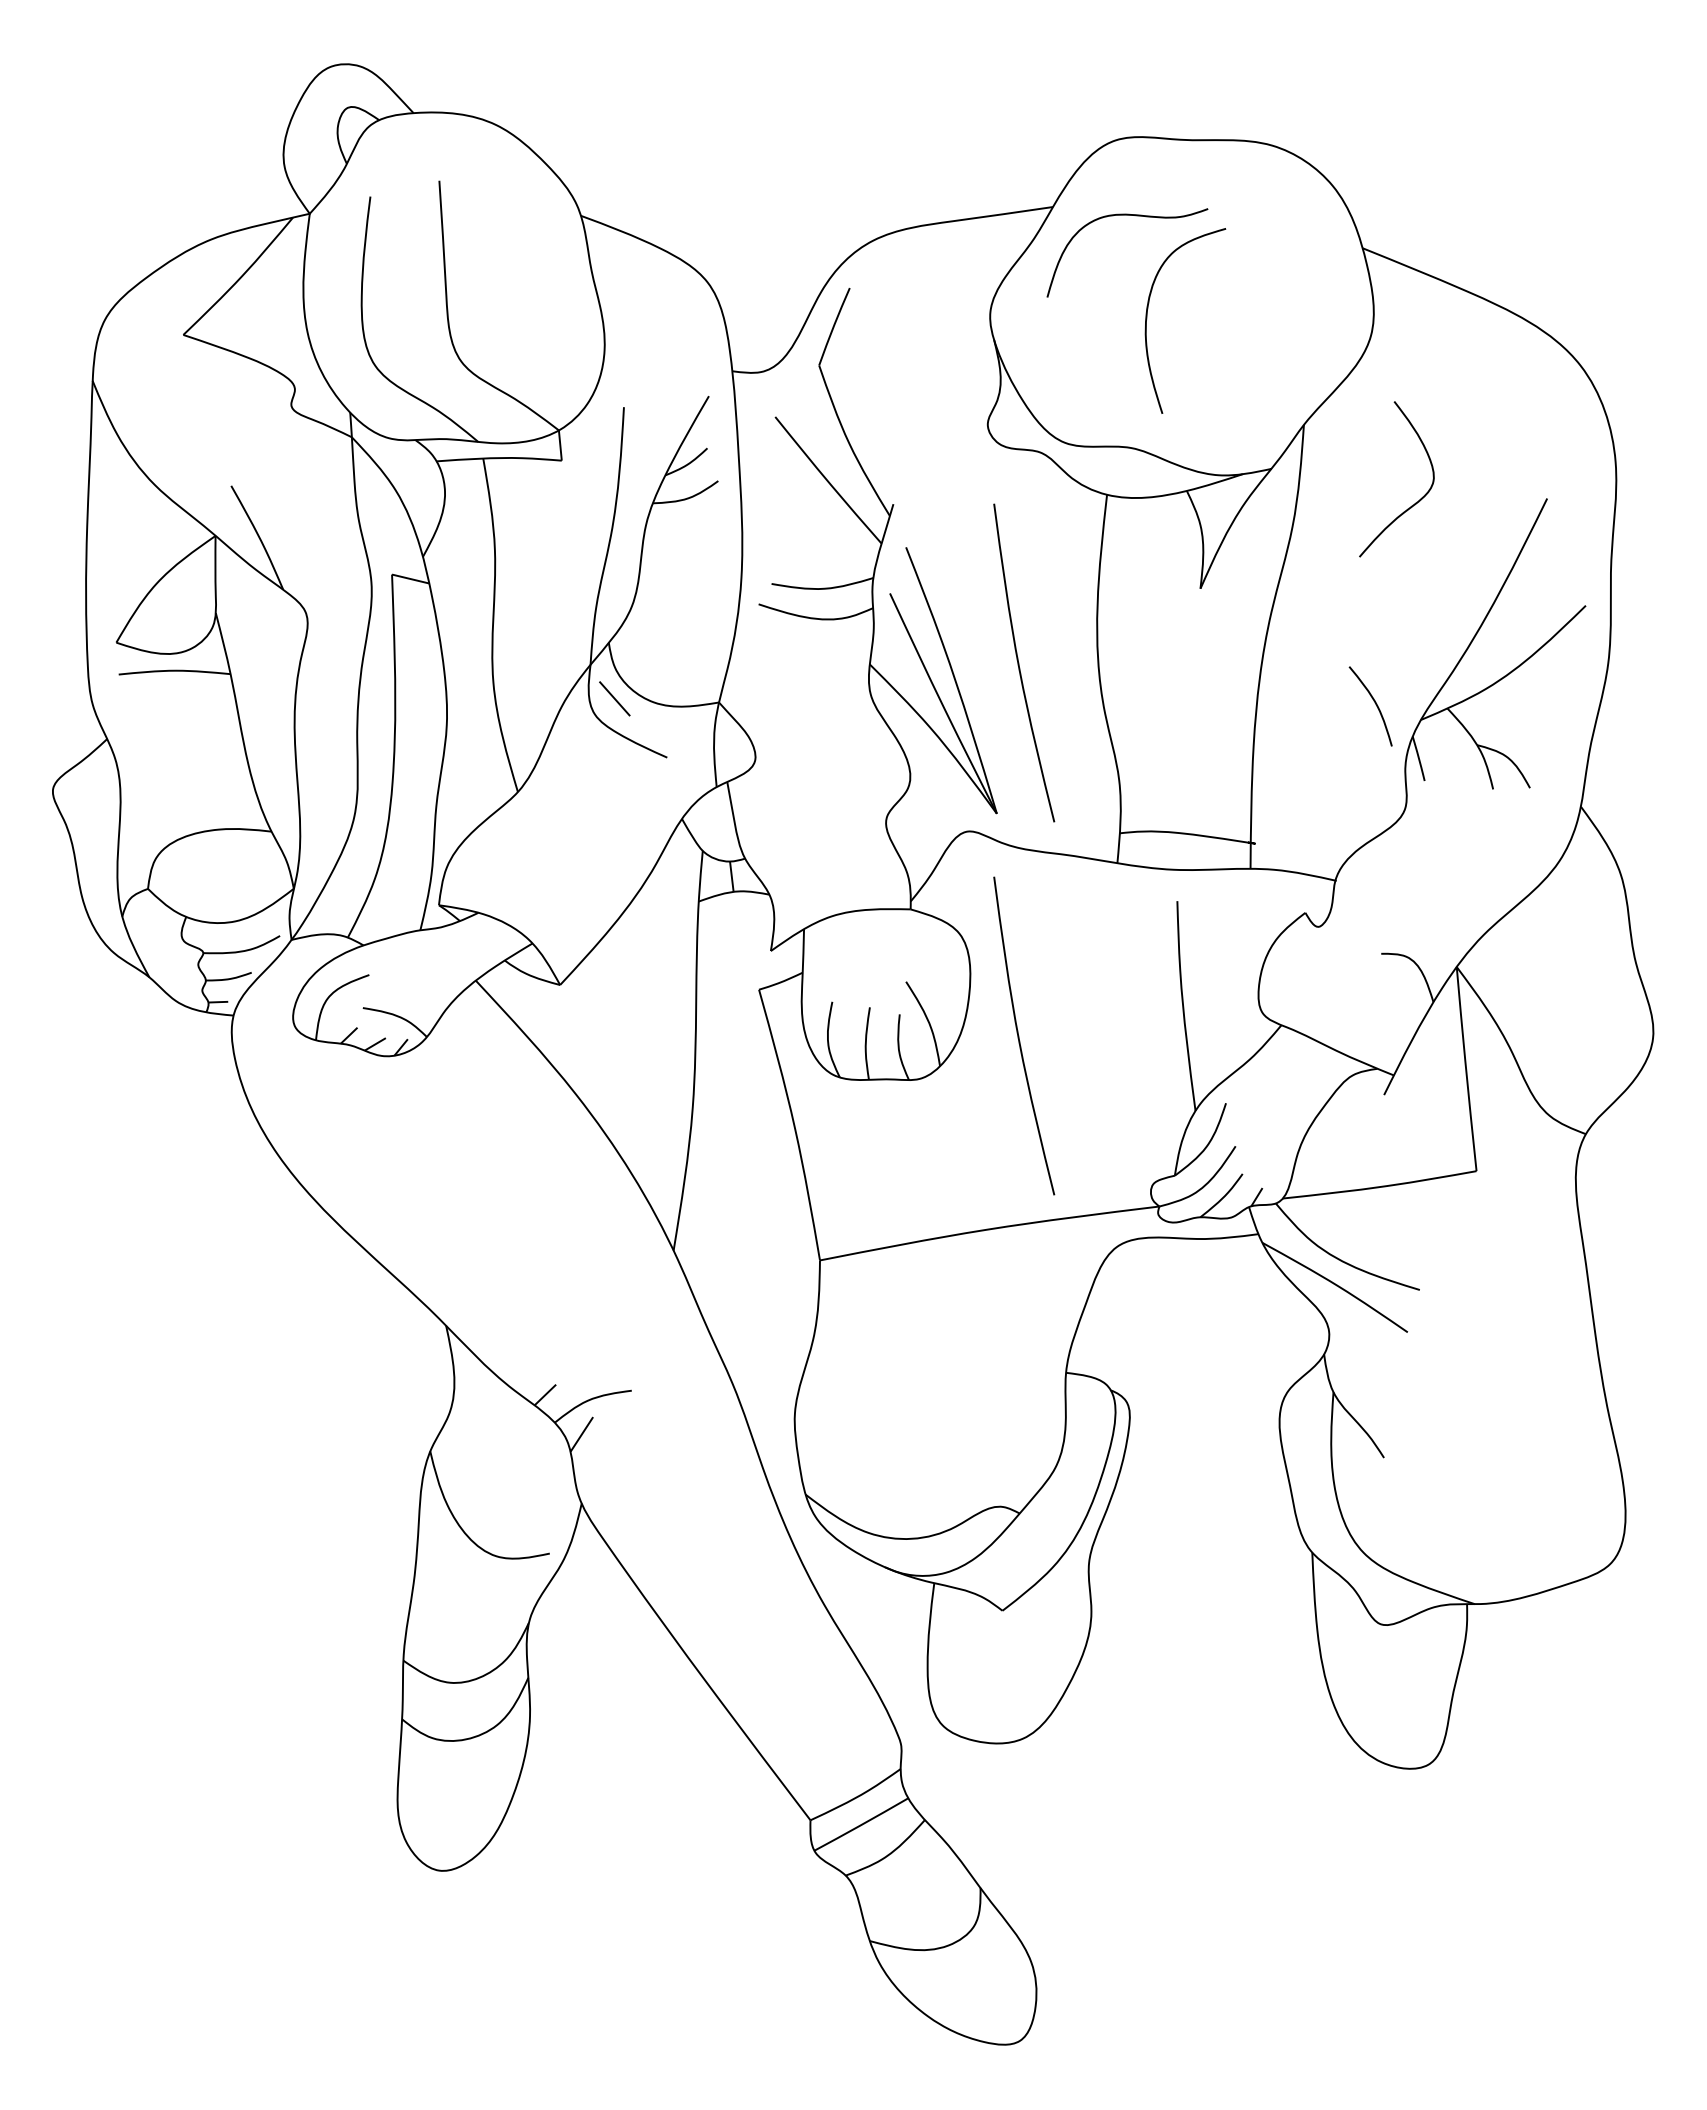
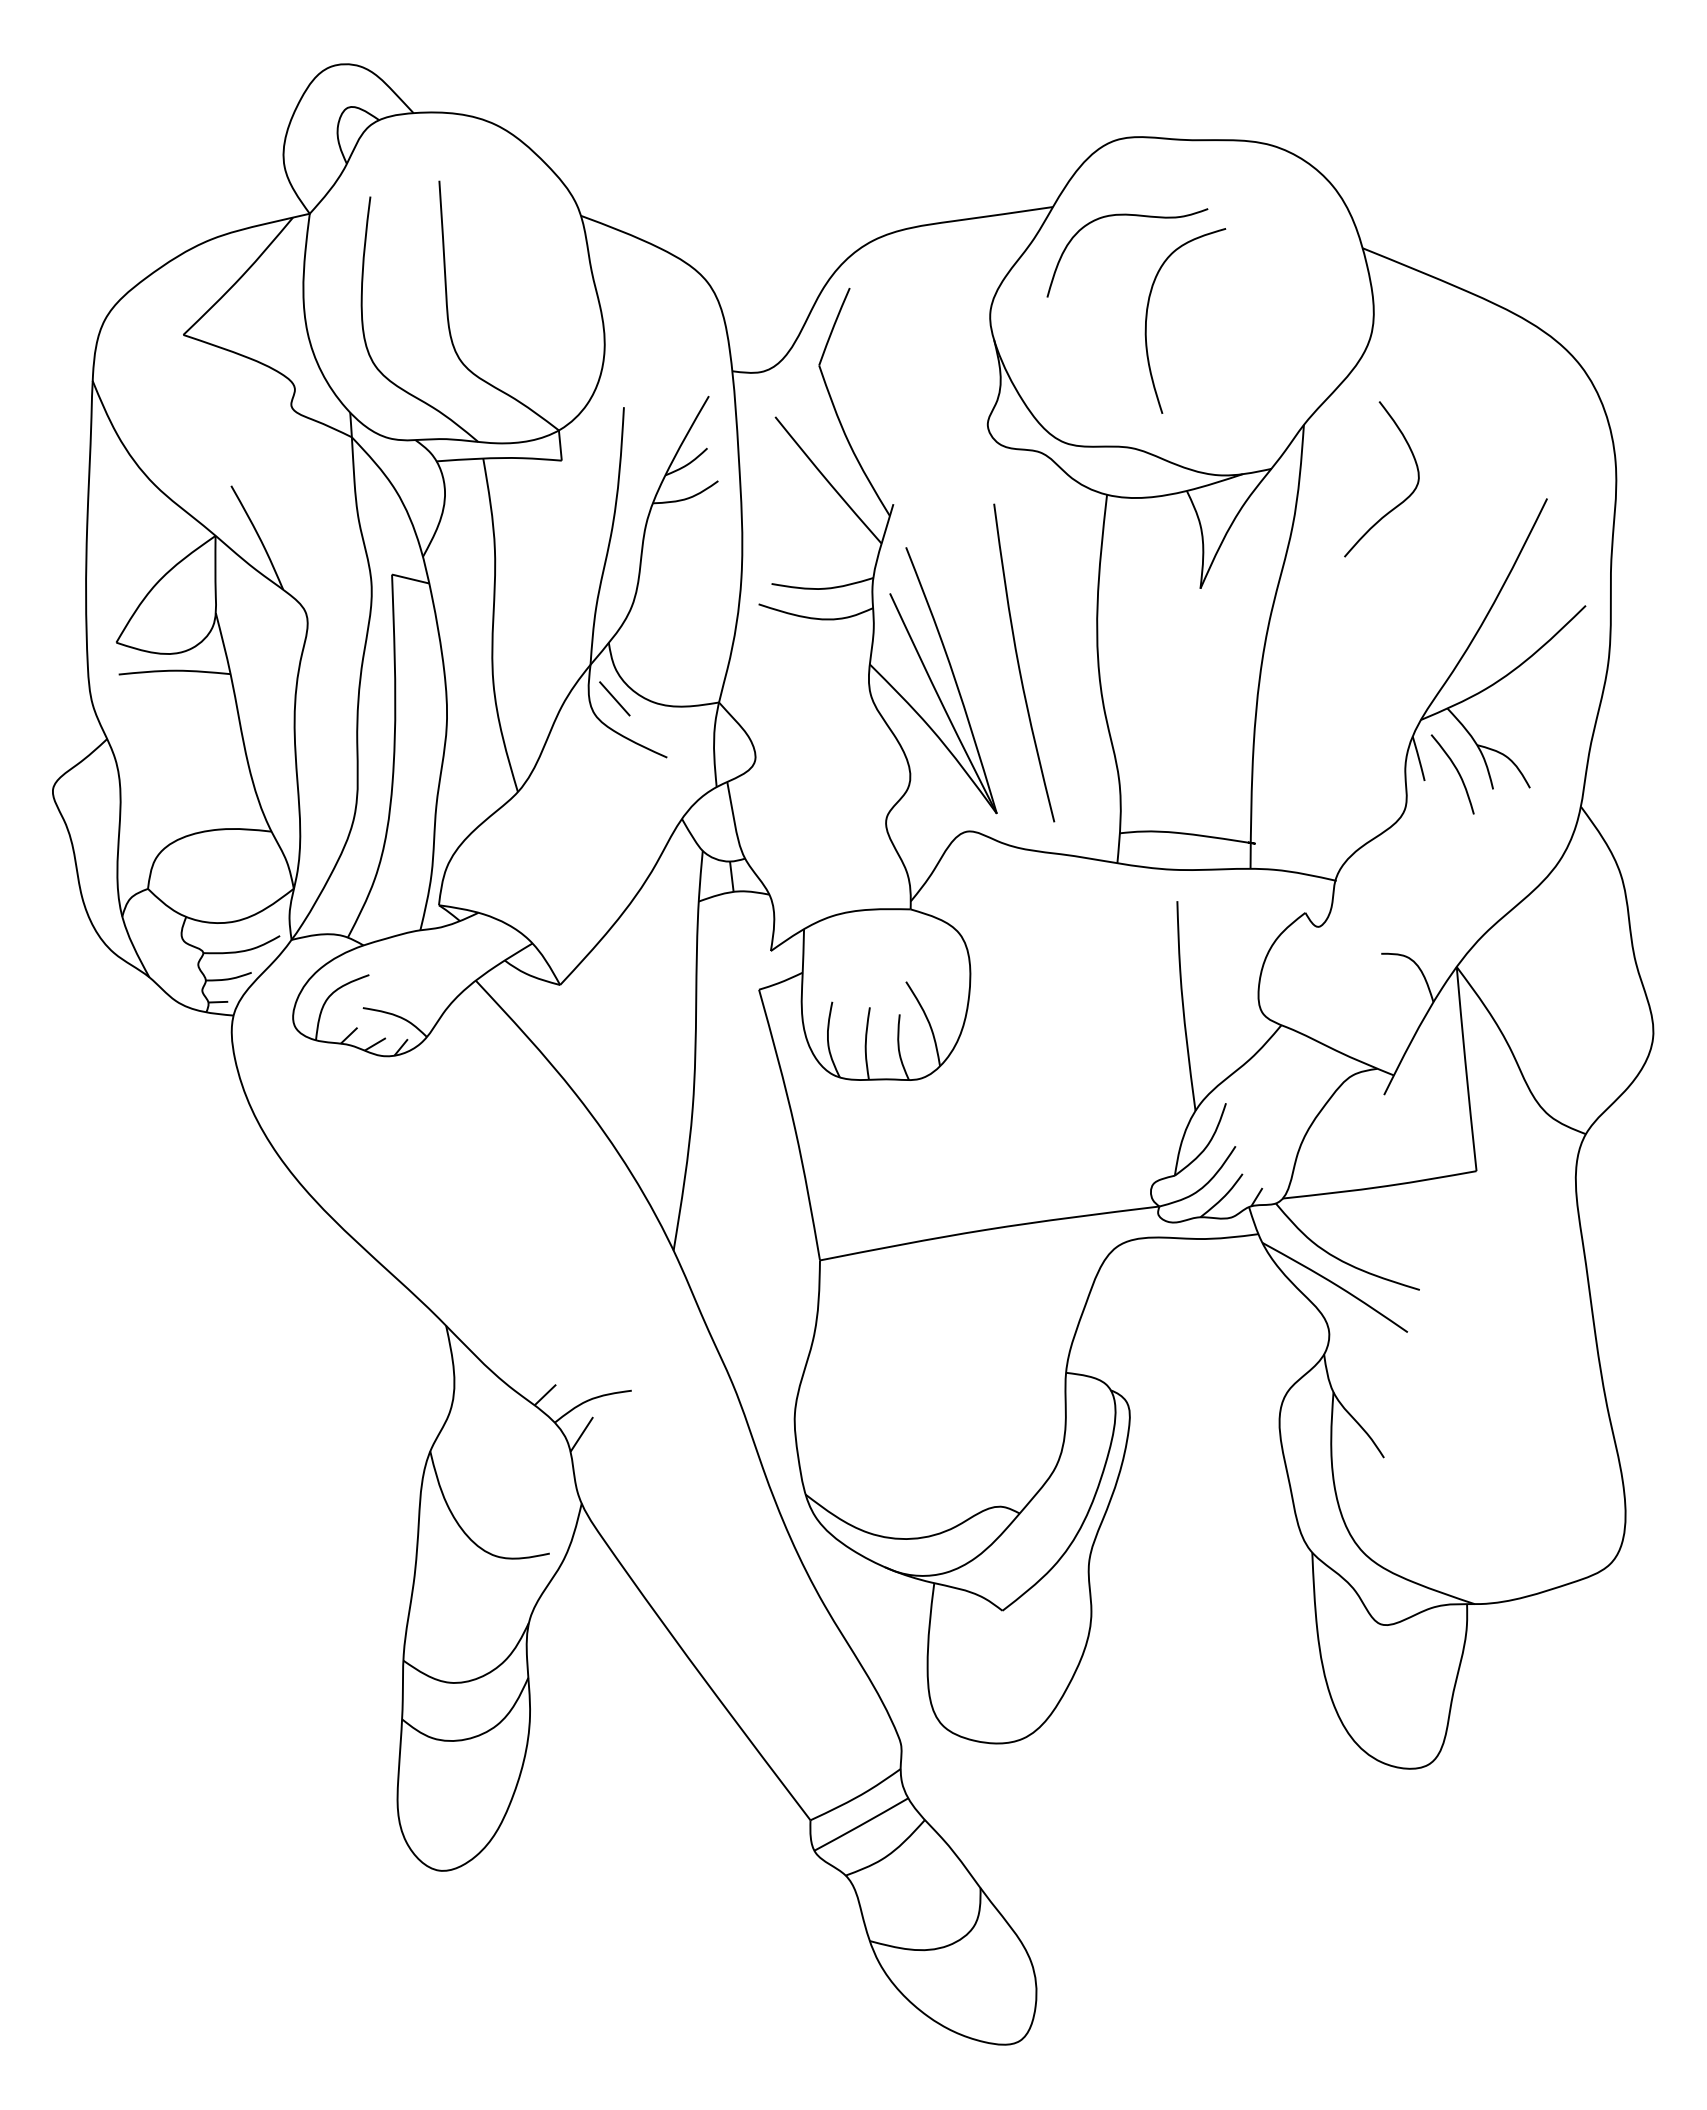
curve position: (1415, 502) -> (1400, 502) (1400, 502)
curve position: (1375, 704) -> (1457, 772) (1457, 772)
curve: present -> none (1019, 1035)
